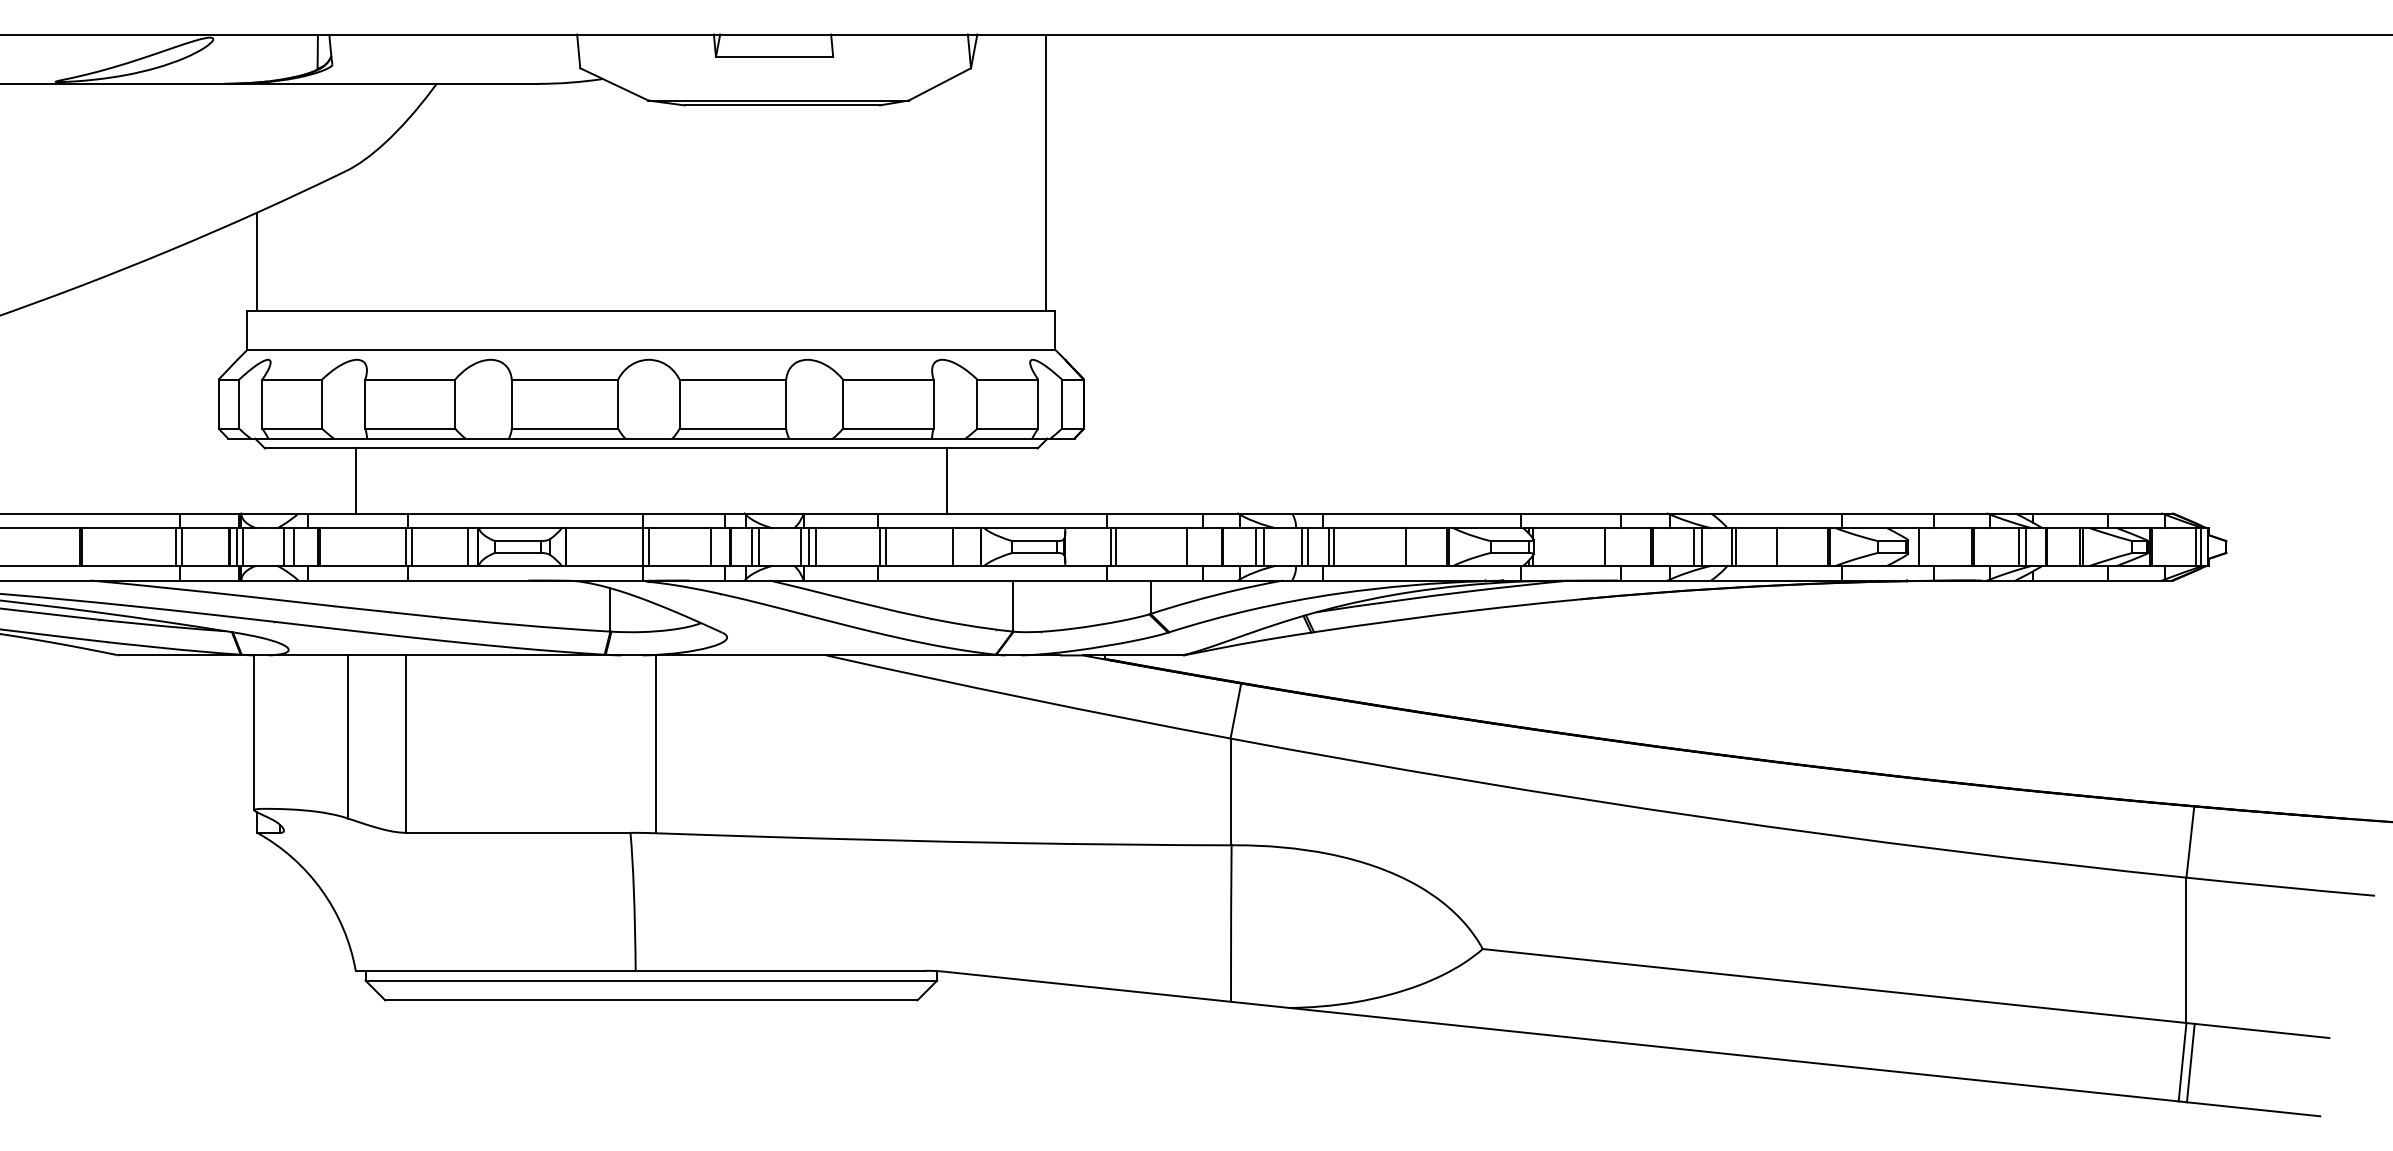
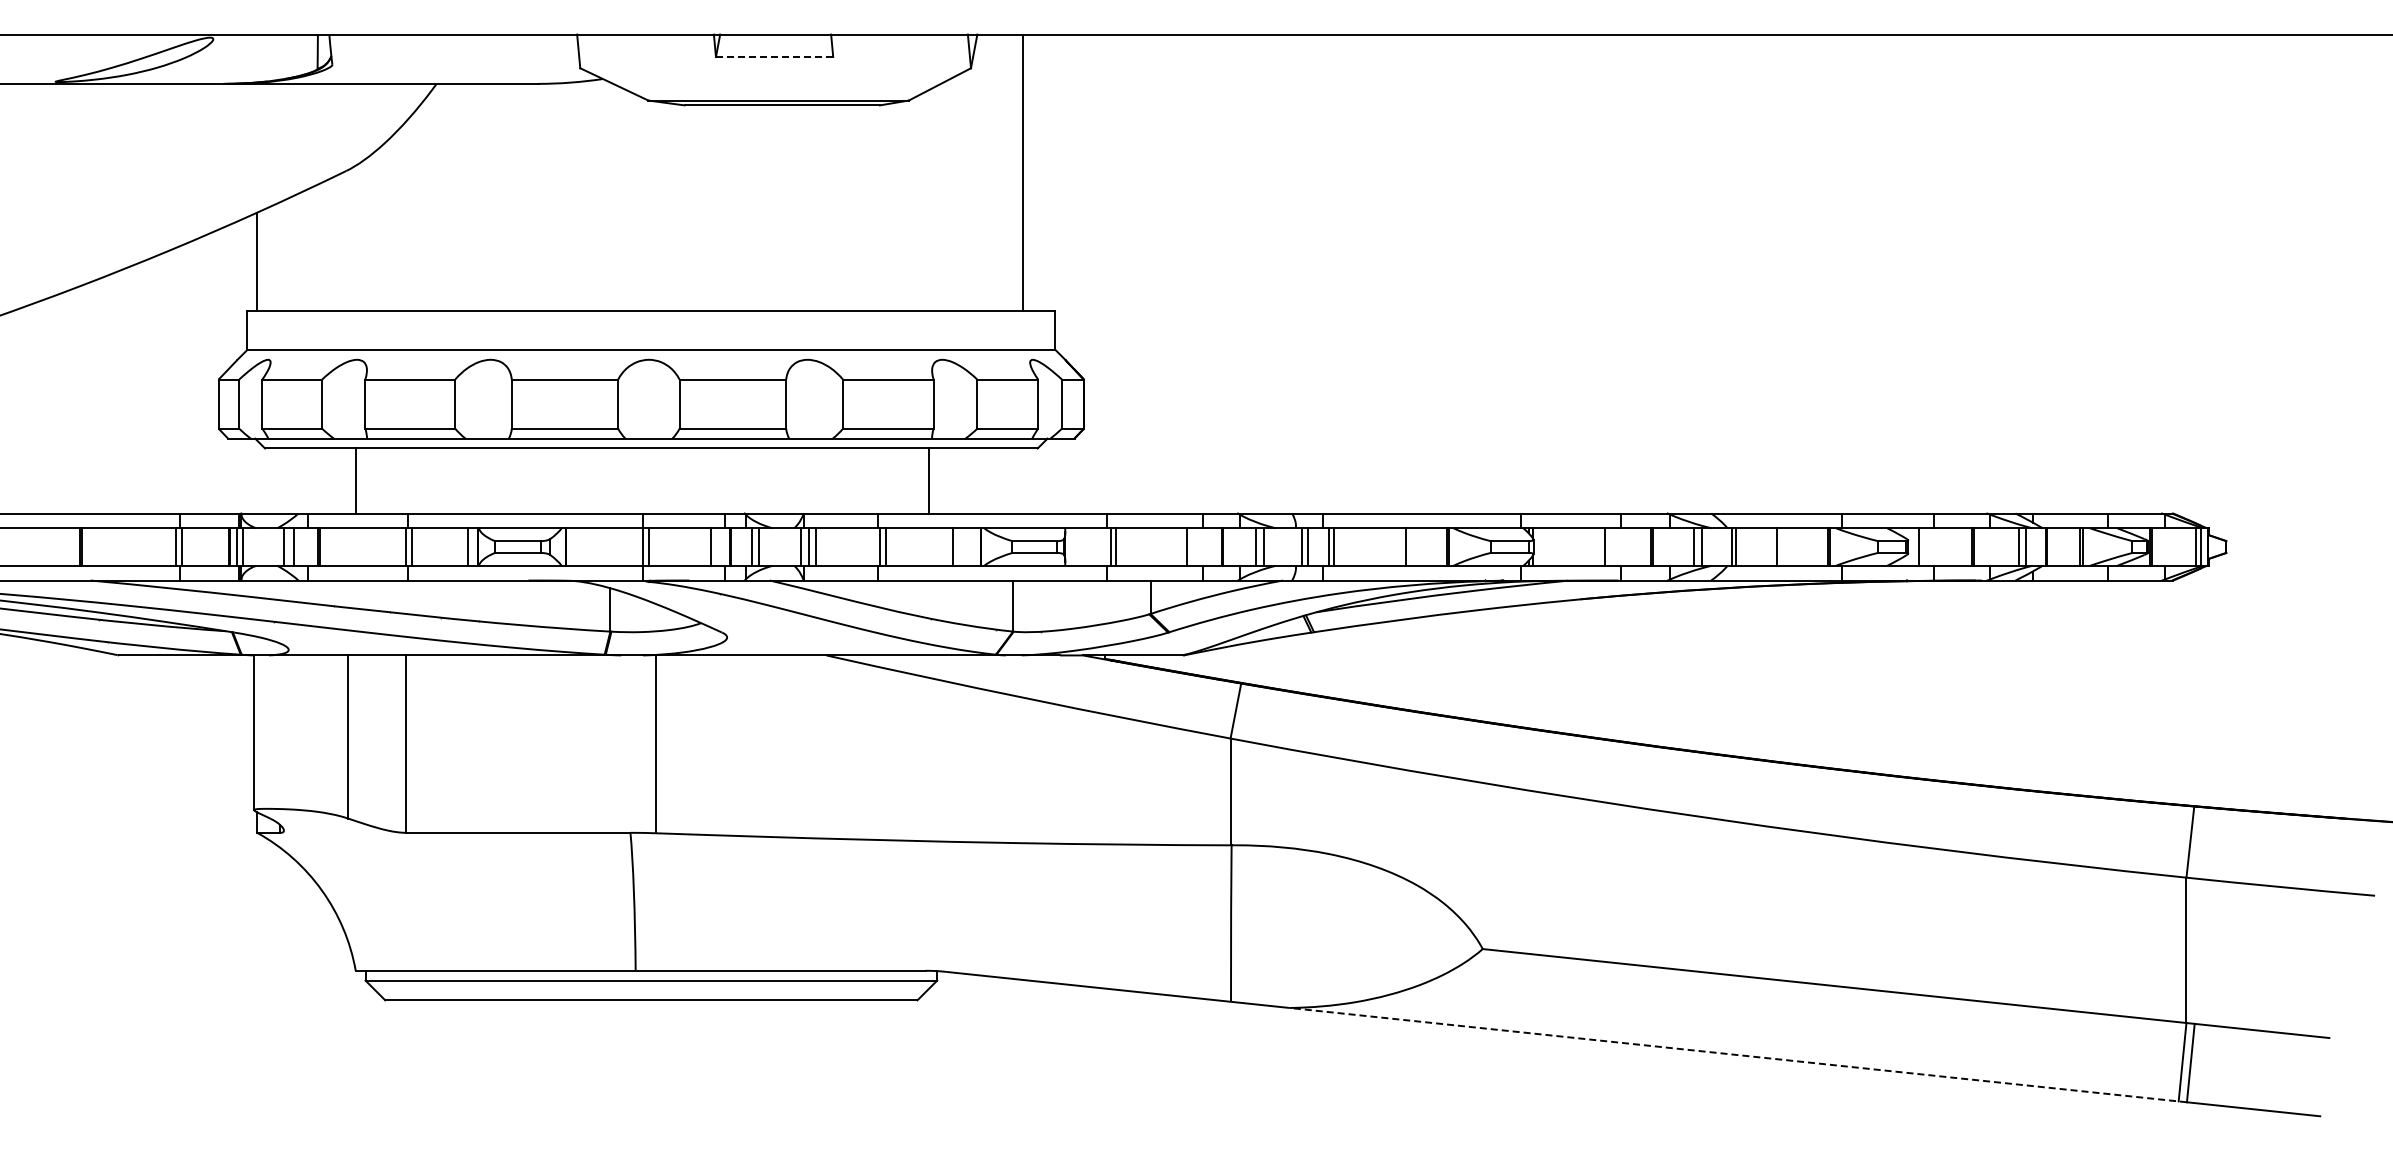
line: solid -> dashed (774, 56)
line position: (1045, 172) -> (1022, 172) (1022, 172)
line position: (947, 480) -> (929, 480) (929, 480)
line: solid -> dashed (1737, 1055)
